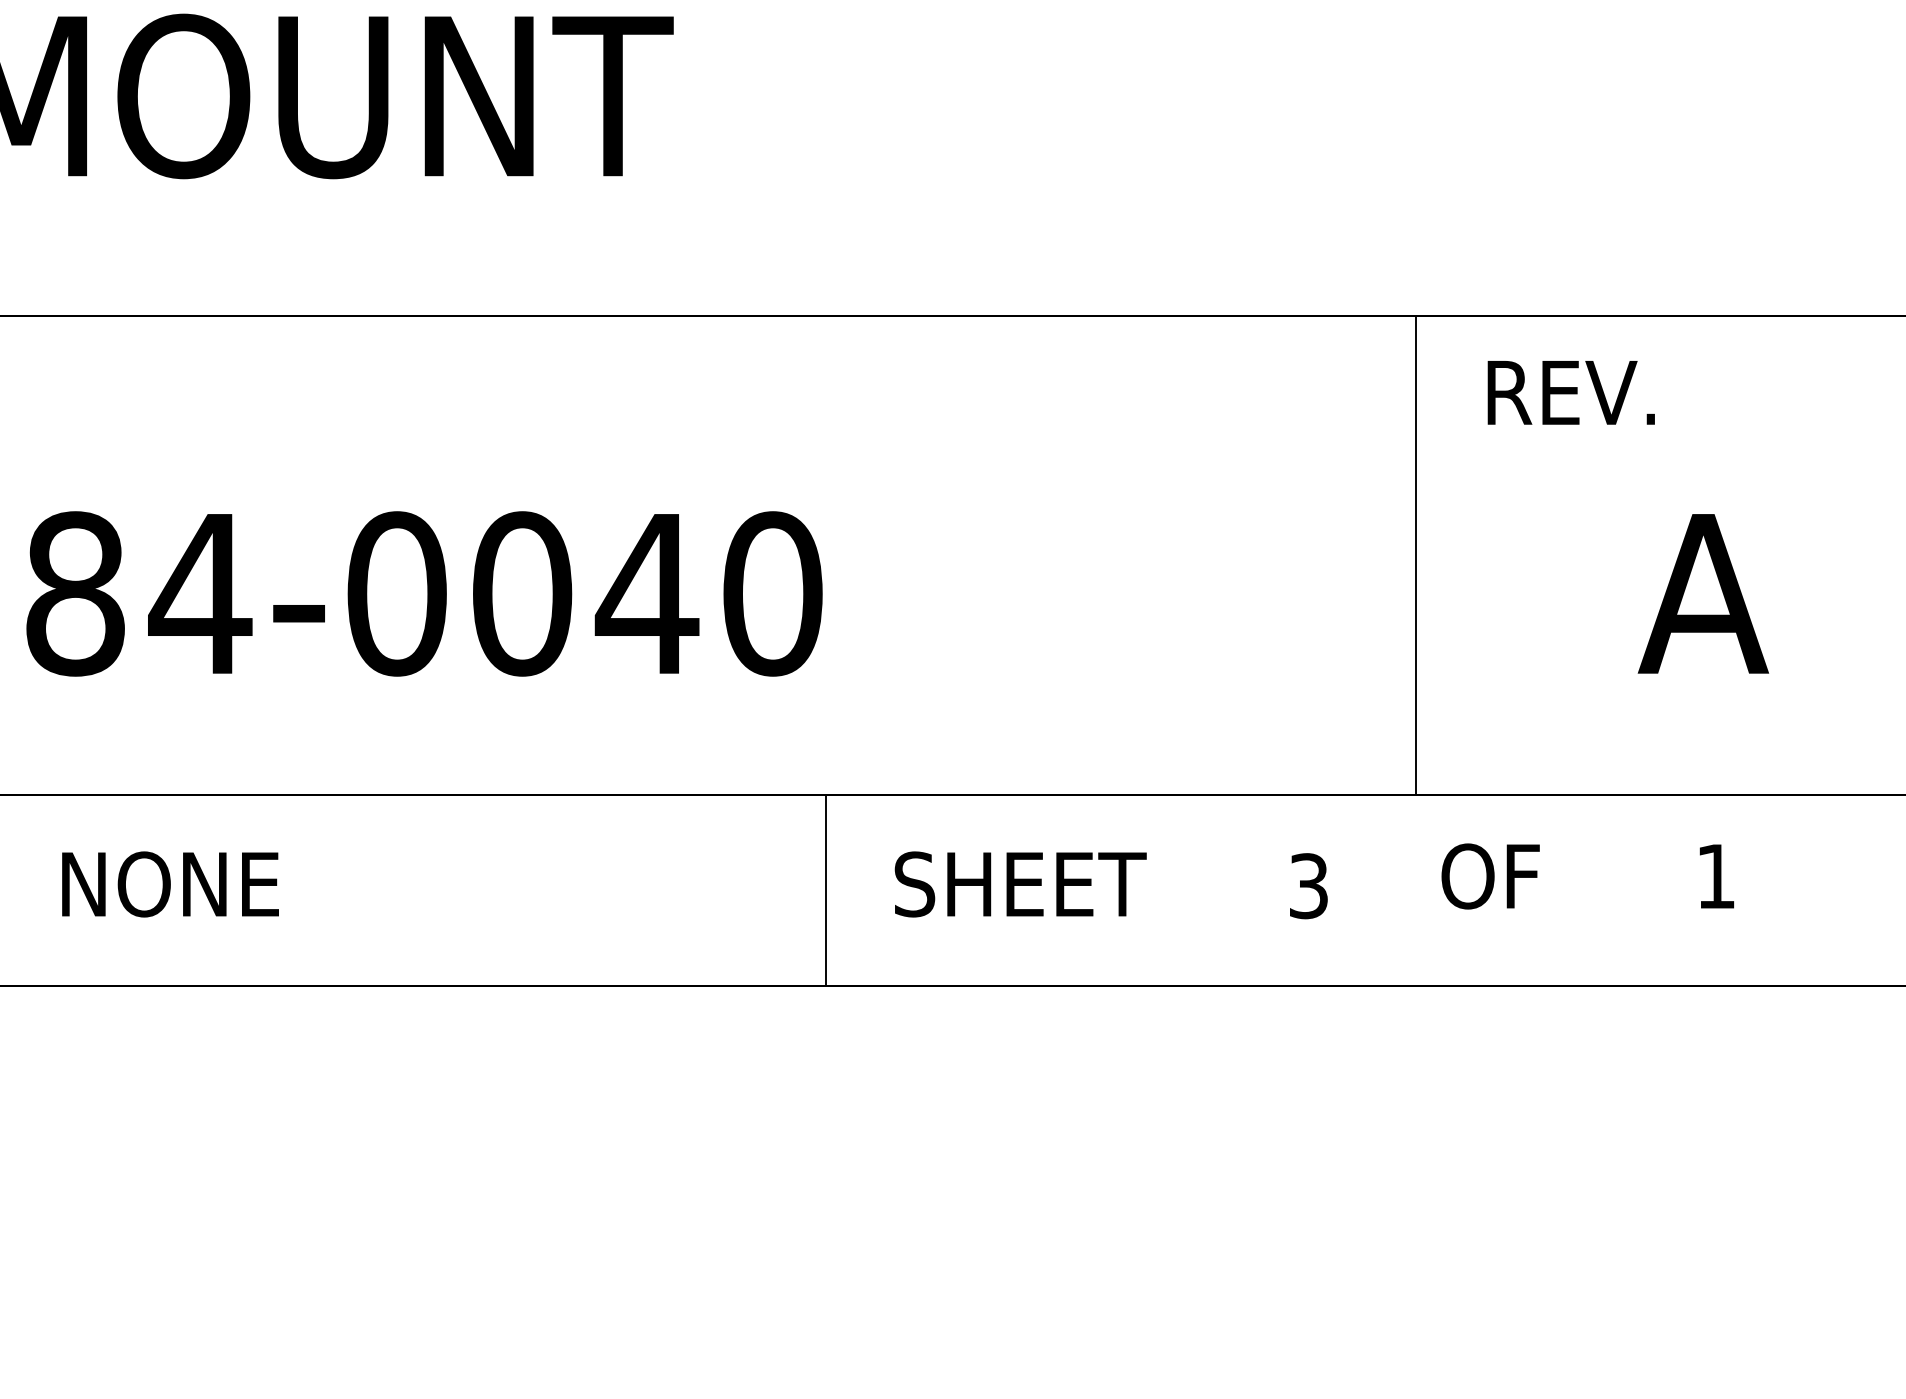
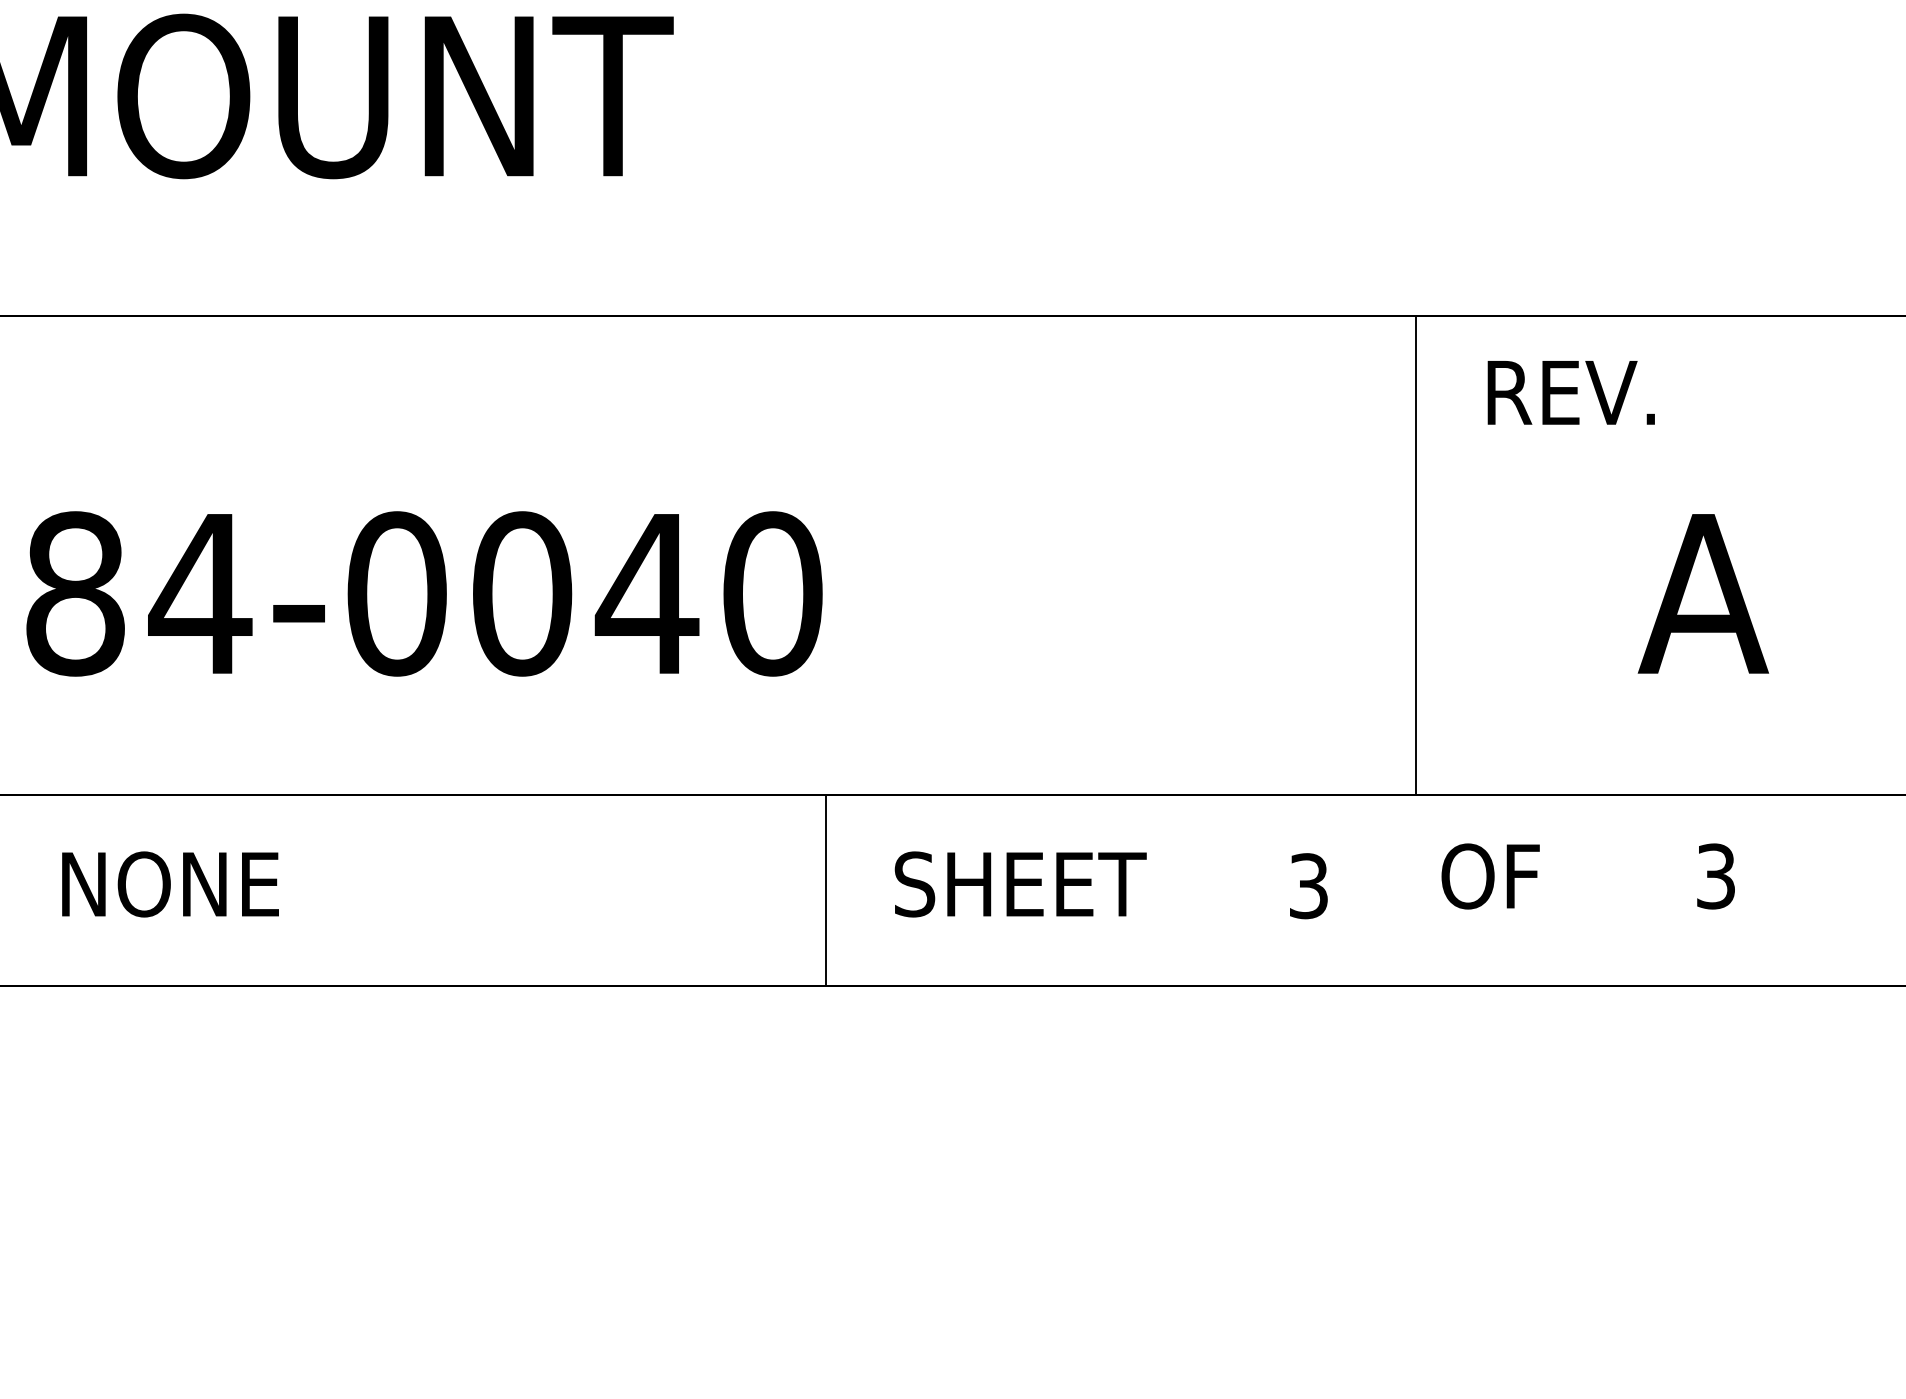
text: 1 -> 3 (1715, 876)
